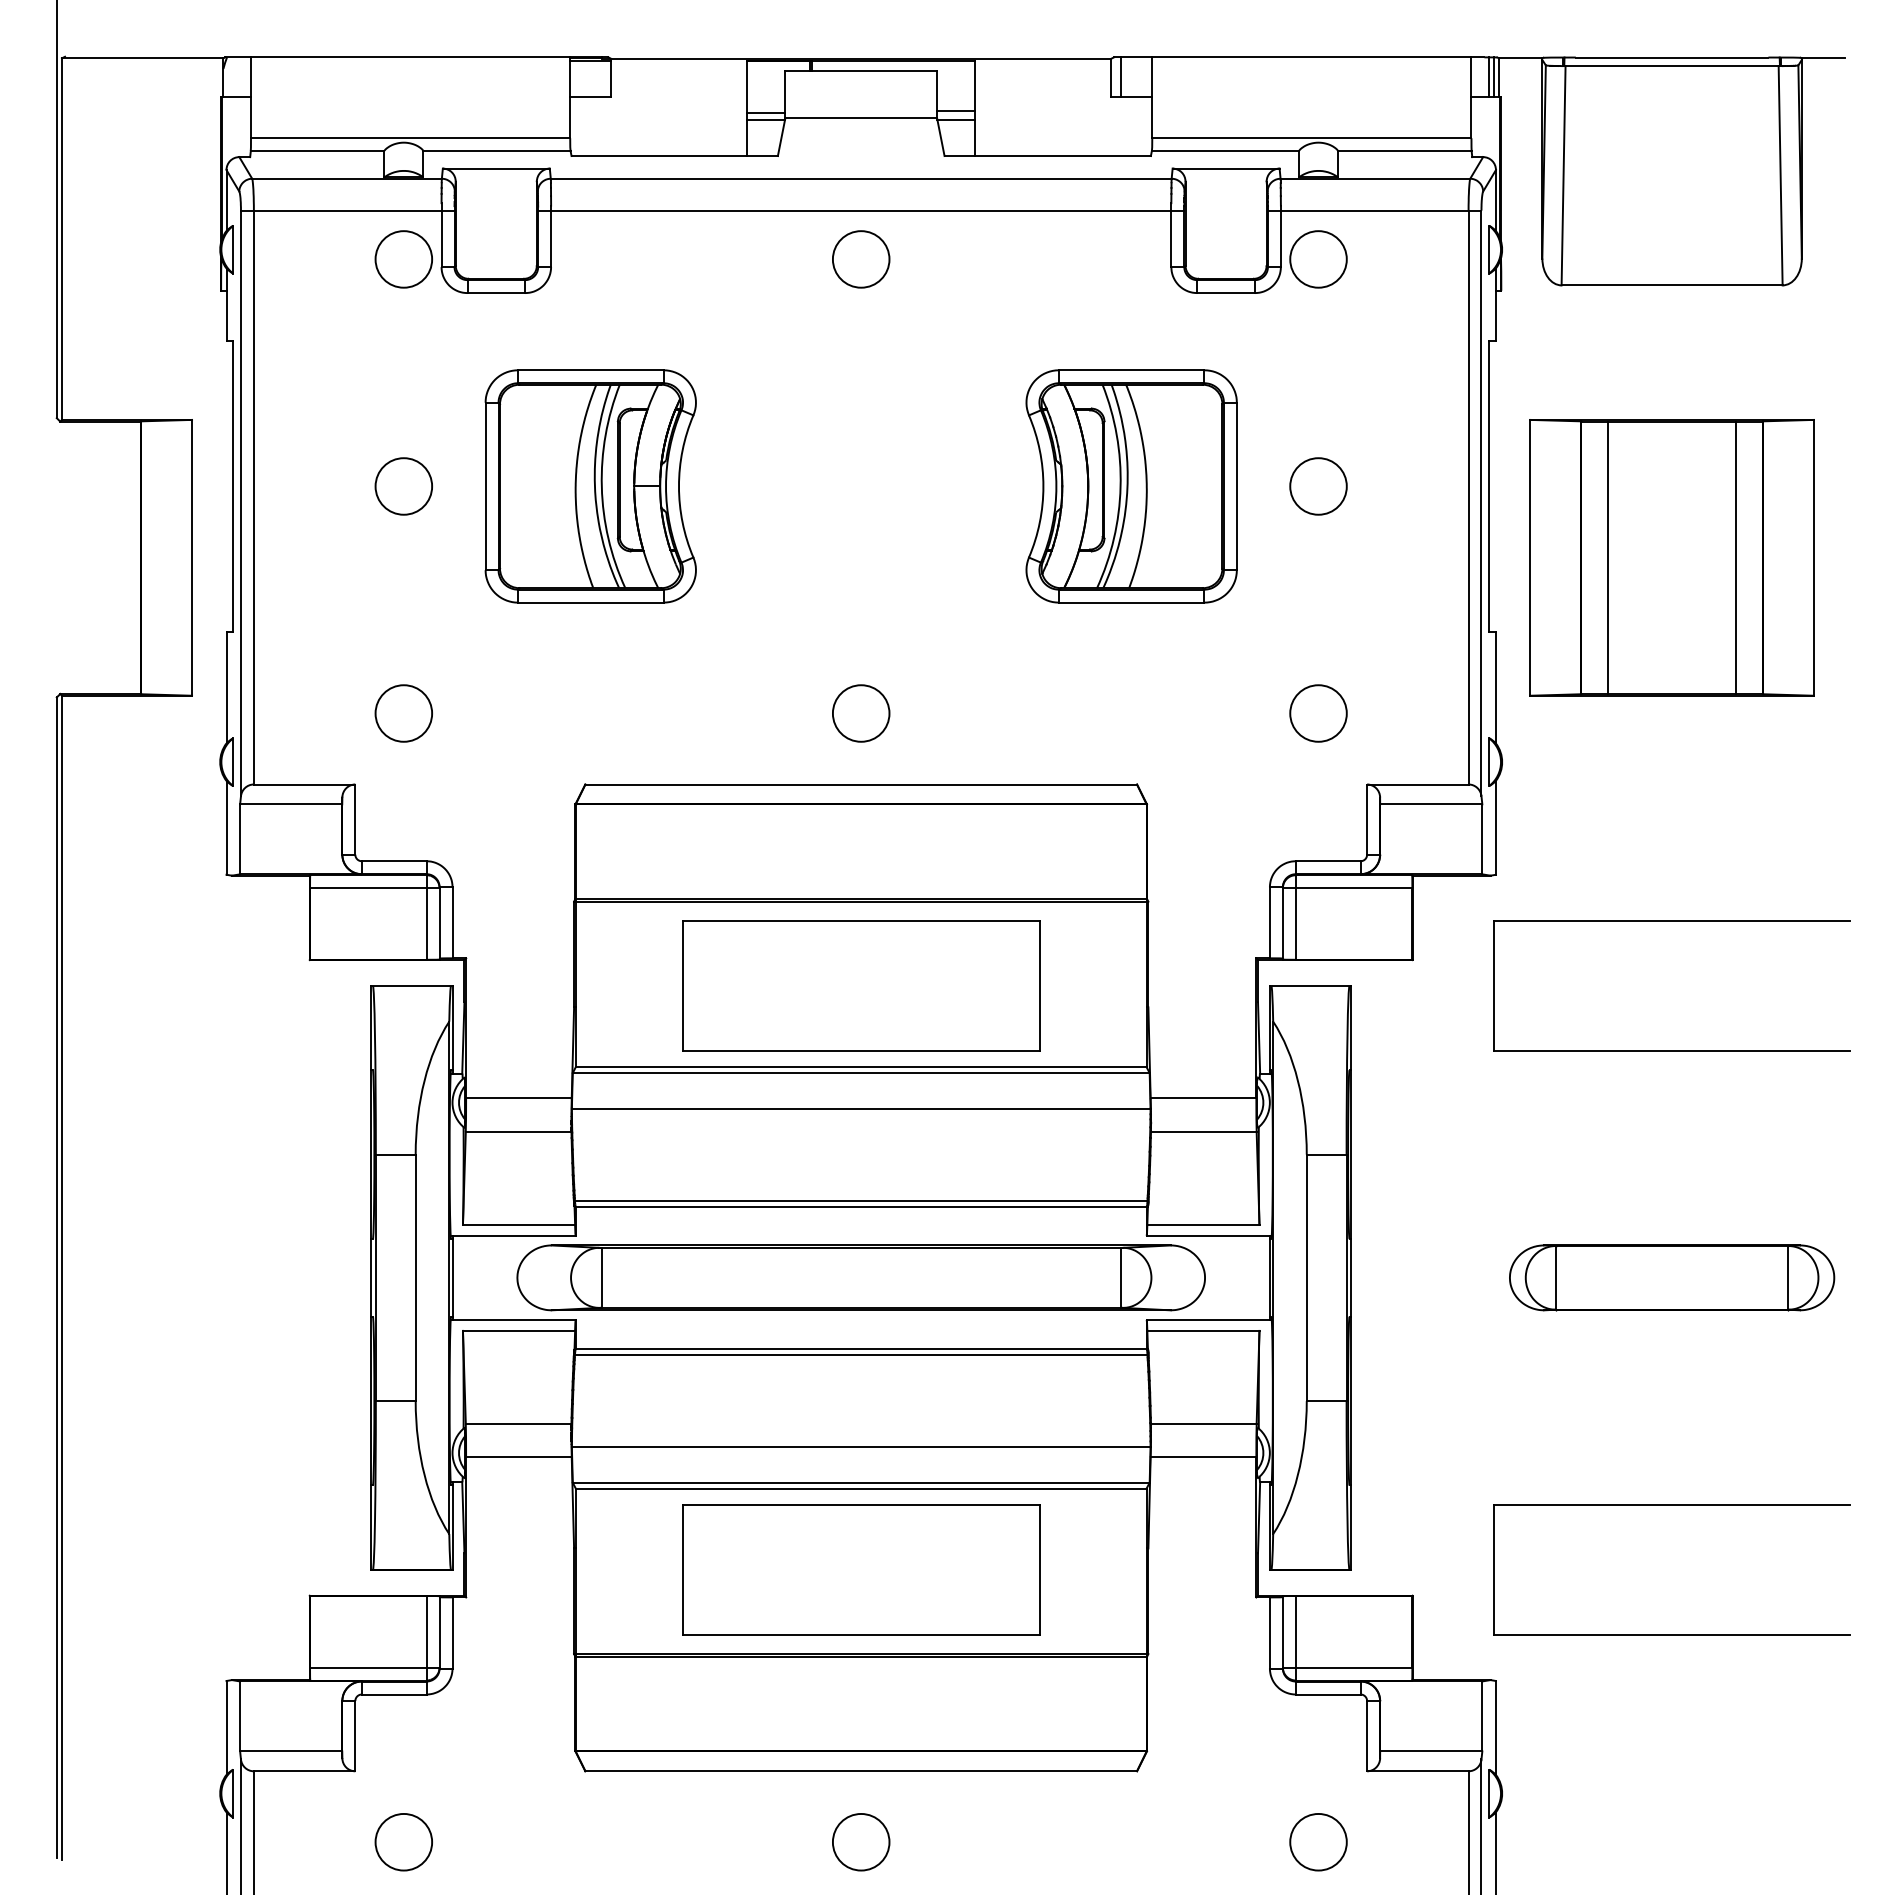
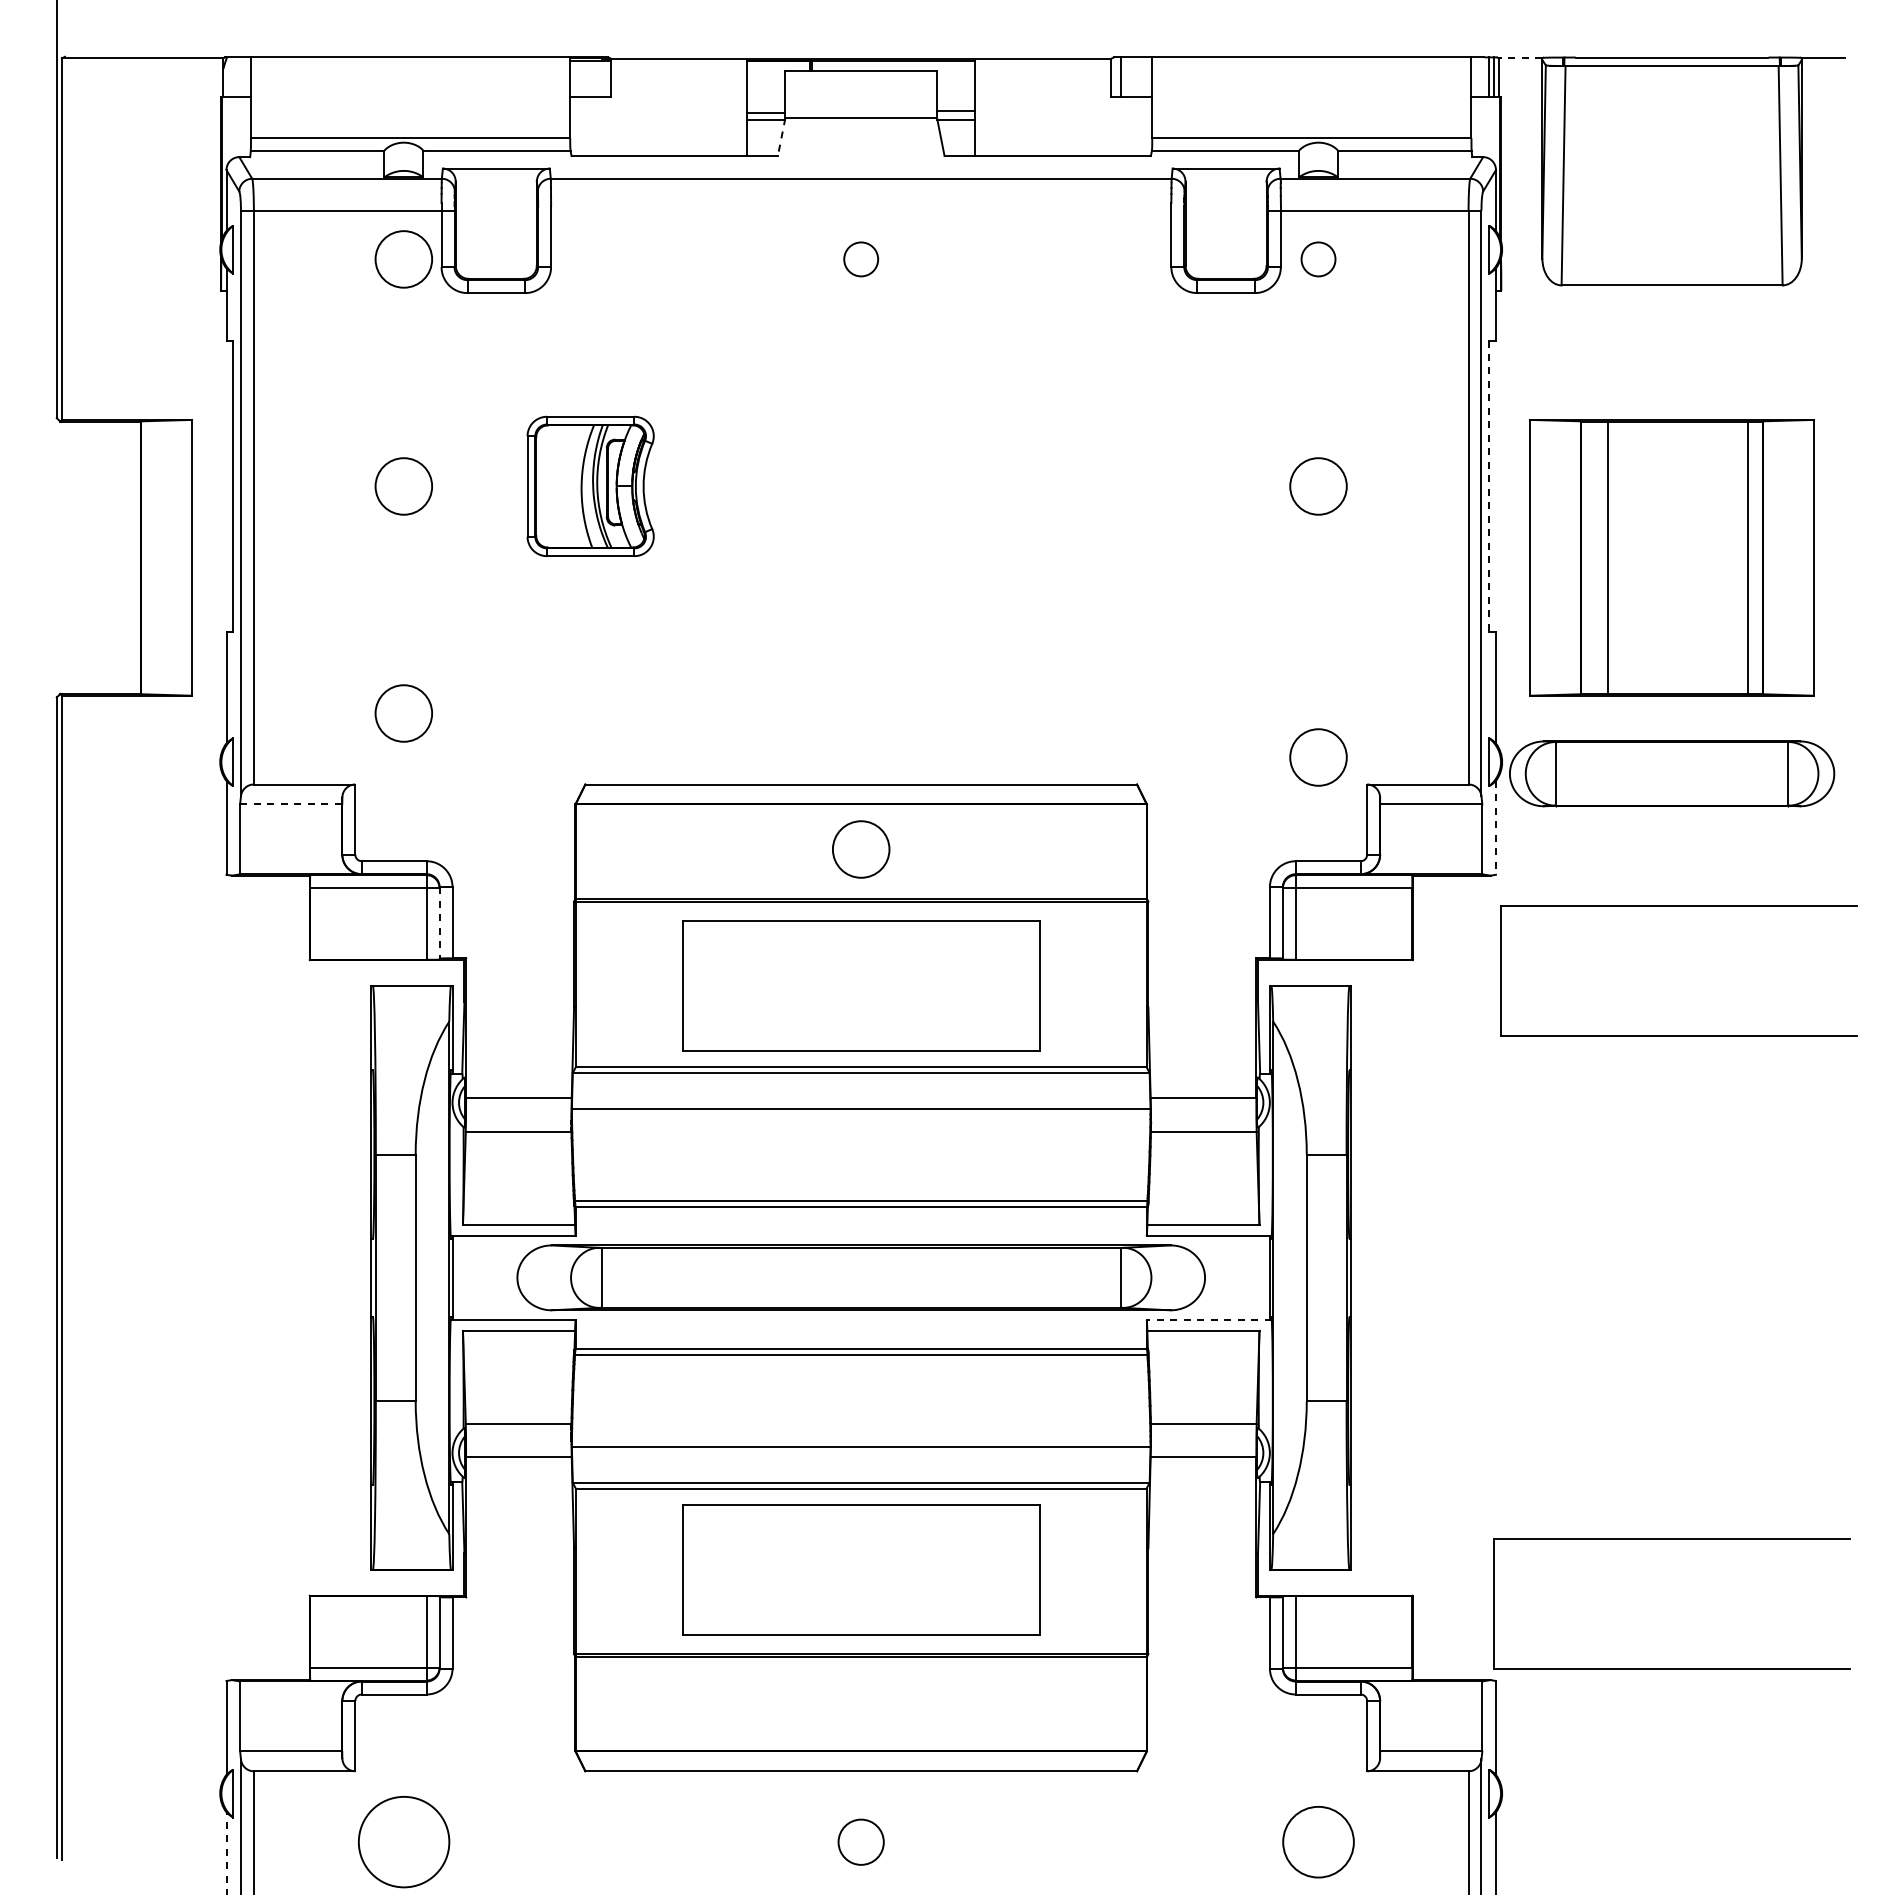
line: solid -> dashed (1520, 58)
line: solid -> dashed (781, 137)
line: present -> none (861, 210)
circle diameter: 57 px -> 34 px (861, 259)
circle diameter: 57 px -> 34 px (1318, 259)
part size: 213x235 px -> 129x143 px (590, 486)
part: present -> none (1131, 486)
line: solid -> dashed (1489, 486)
line position: (1735, 557) -> (1747, 557) (1747, 557)
circle position: (861, 713) -> (861, 849) (861, 849)
circle position: (1318, 713) -> (1318, 757) (1318, 757)
line: solid -> dashed (291, 804)
line: solid -> dashed (1495, 827)
part position: (1671, 921) -> (1678, 906) (1678, 906)
line: solid -> dashed (439, 923)
part position: (1672, 1277) -> (1672, 773) (1672, 773)
line: solid -> dashed (1209, 1320)
part position: (1671, 1505) -> (1671, 1539) (1671, 1539)
circle diameter: 57 px -> 45 px (860, 1841)
circle size: 59x59 px -> 93x93 px (404, 1842)
circle size: 59x59 px -> 73x73 px (1318, 1842)
line: solid -> dashed (226, 1853)
